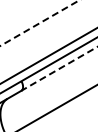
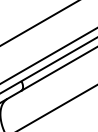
line: dashed -> solid (39, 23)
line: dashed -> solid (59, 68)
